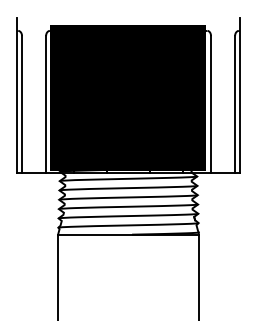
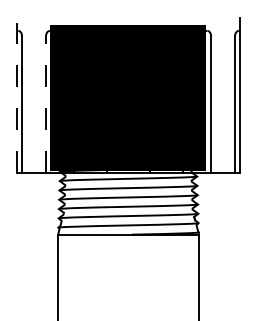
line: solid -> dashed (16, 94)
line: solid -> dashed (46, 103)
